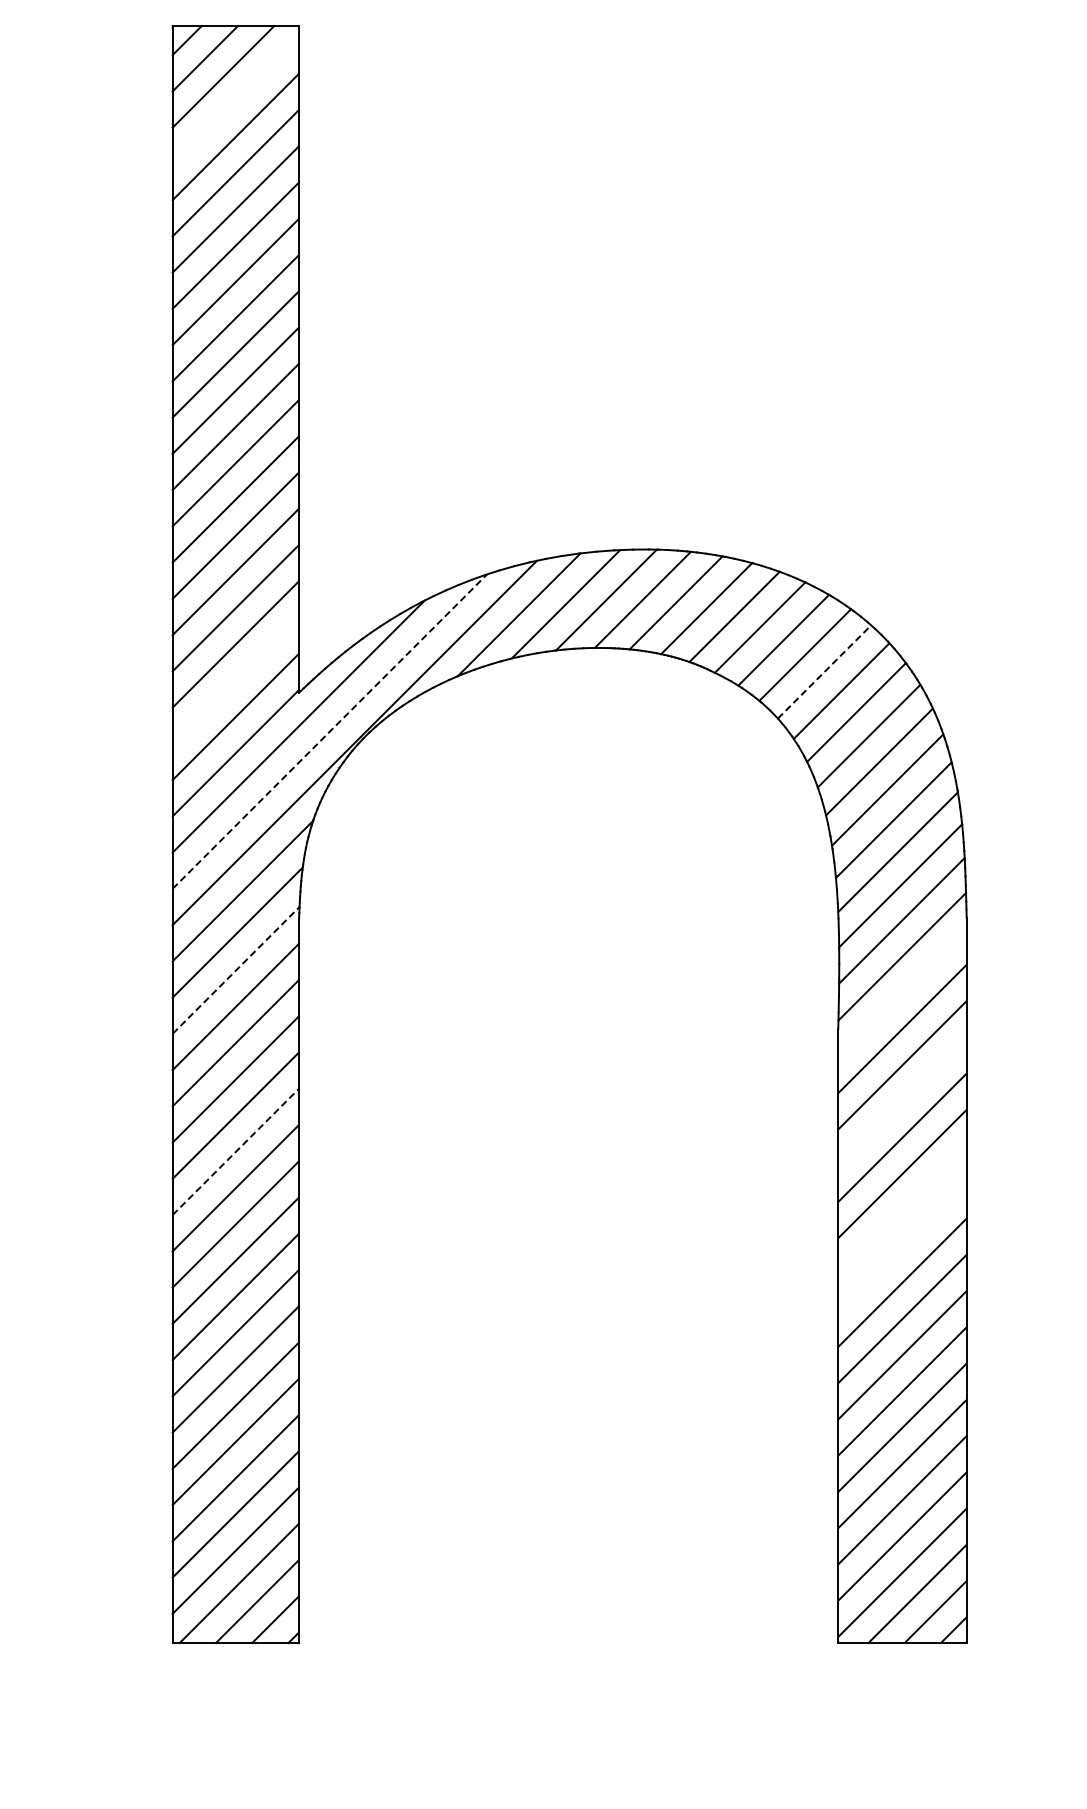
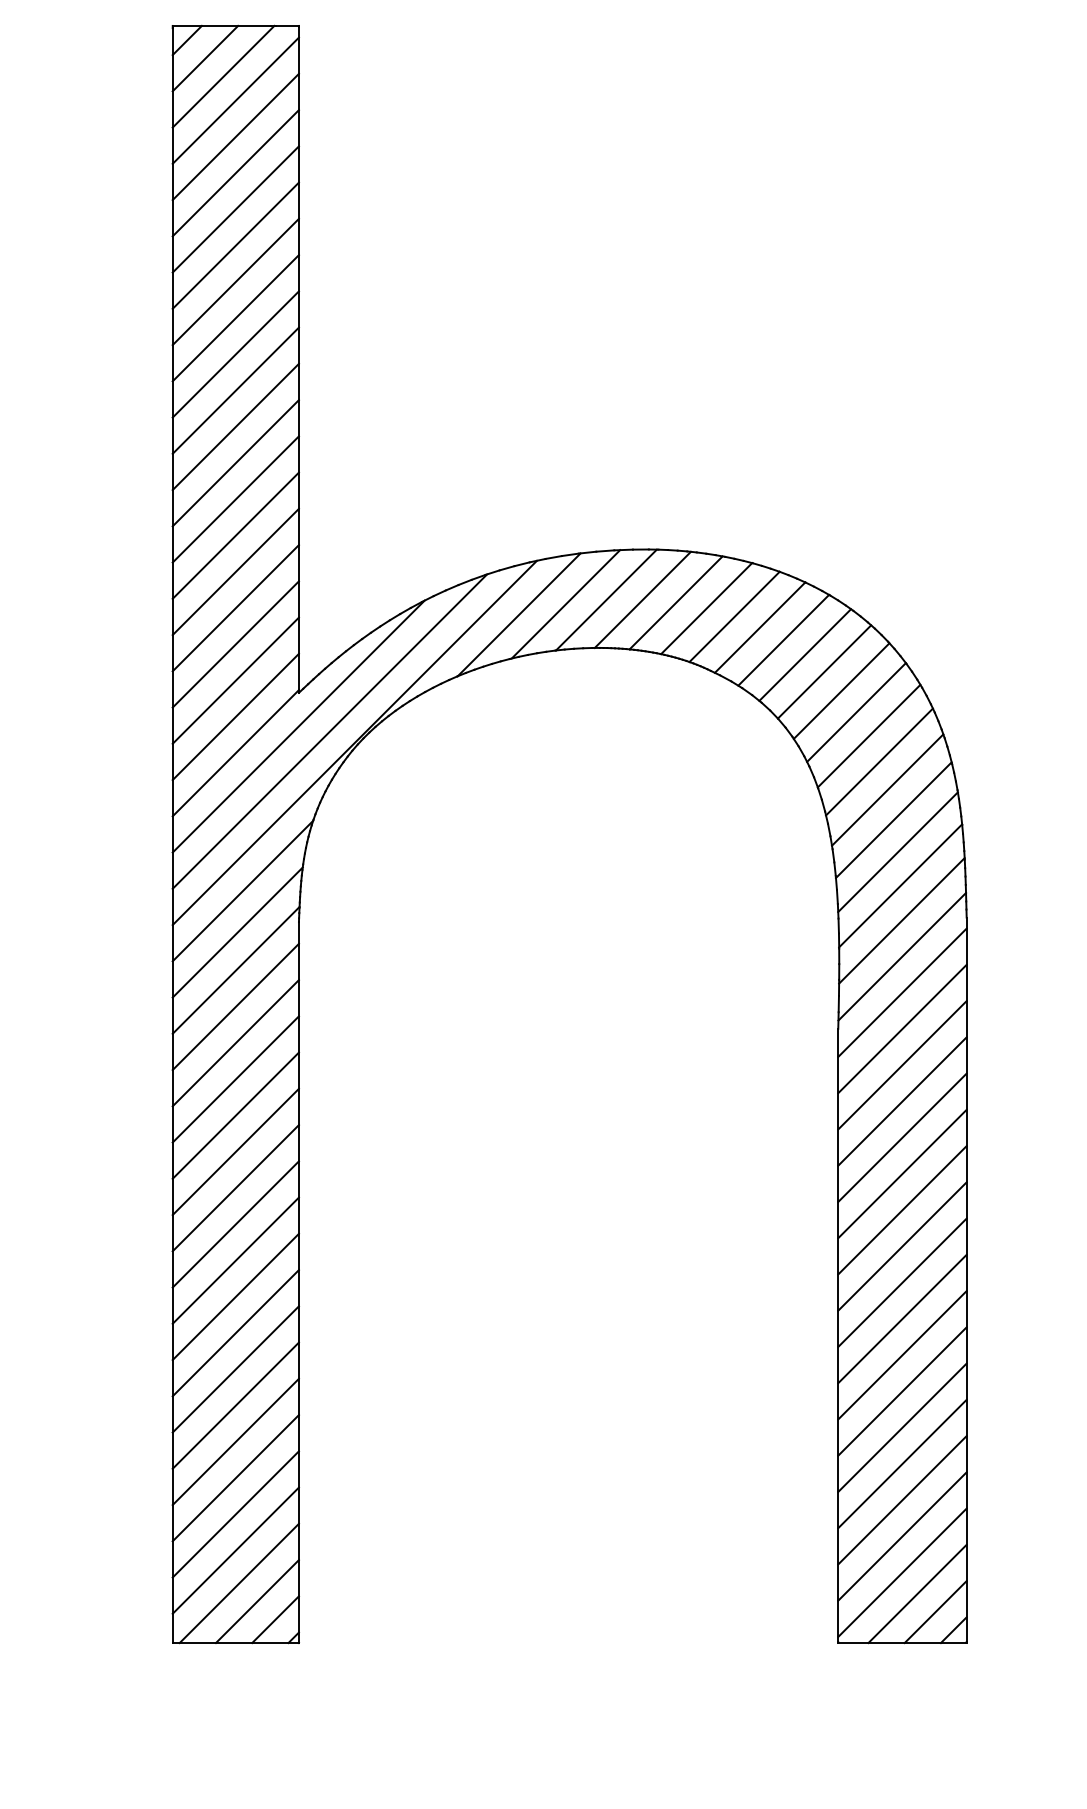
line: none -> present (235, 100)
line: dashed -> solid (824, 671)
line: none -> present (235, 680)
line: dashed -> solid (330, 731)
line: dashed -> solid (236, 970)
line: none -> present (902, 992)
line: none -> present (902, 1101)
line: dashed -> solid (236, 1151)
line: none -> present (902, 1210)
line: none -> present (902, 1246)
